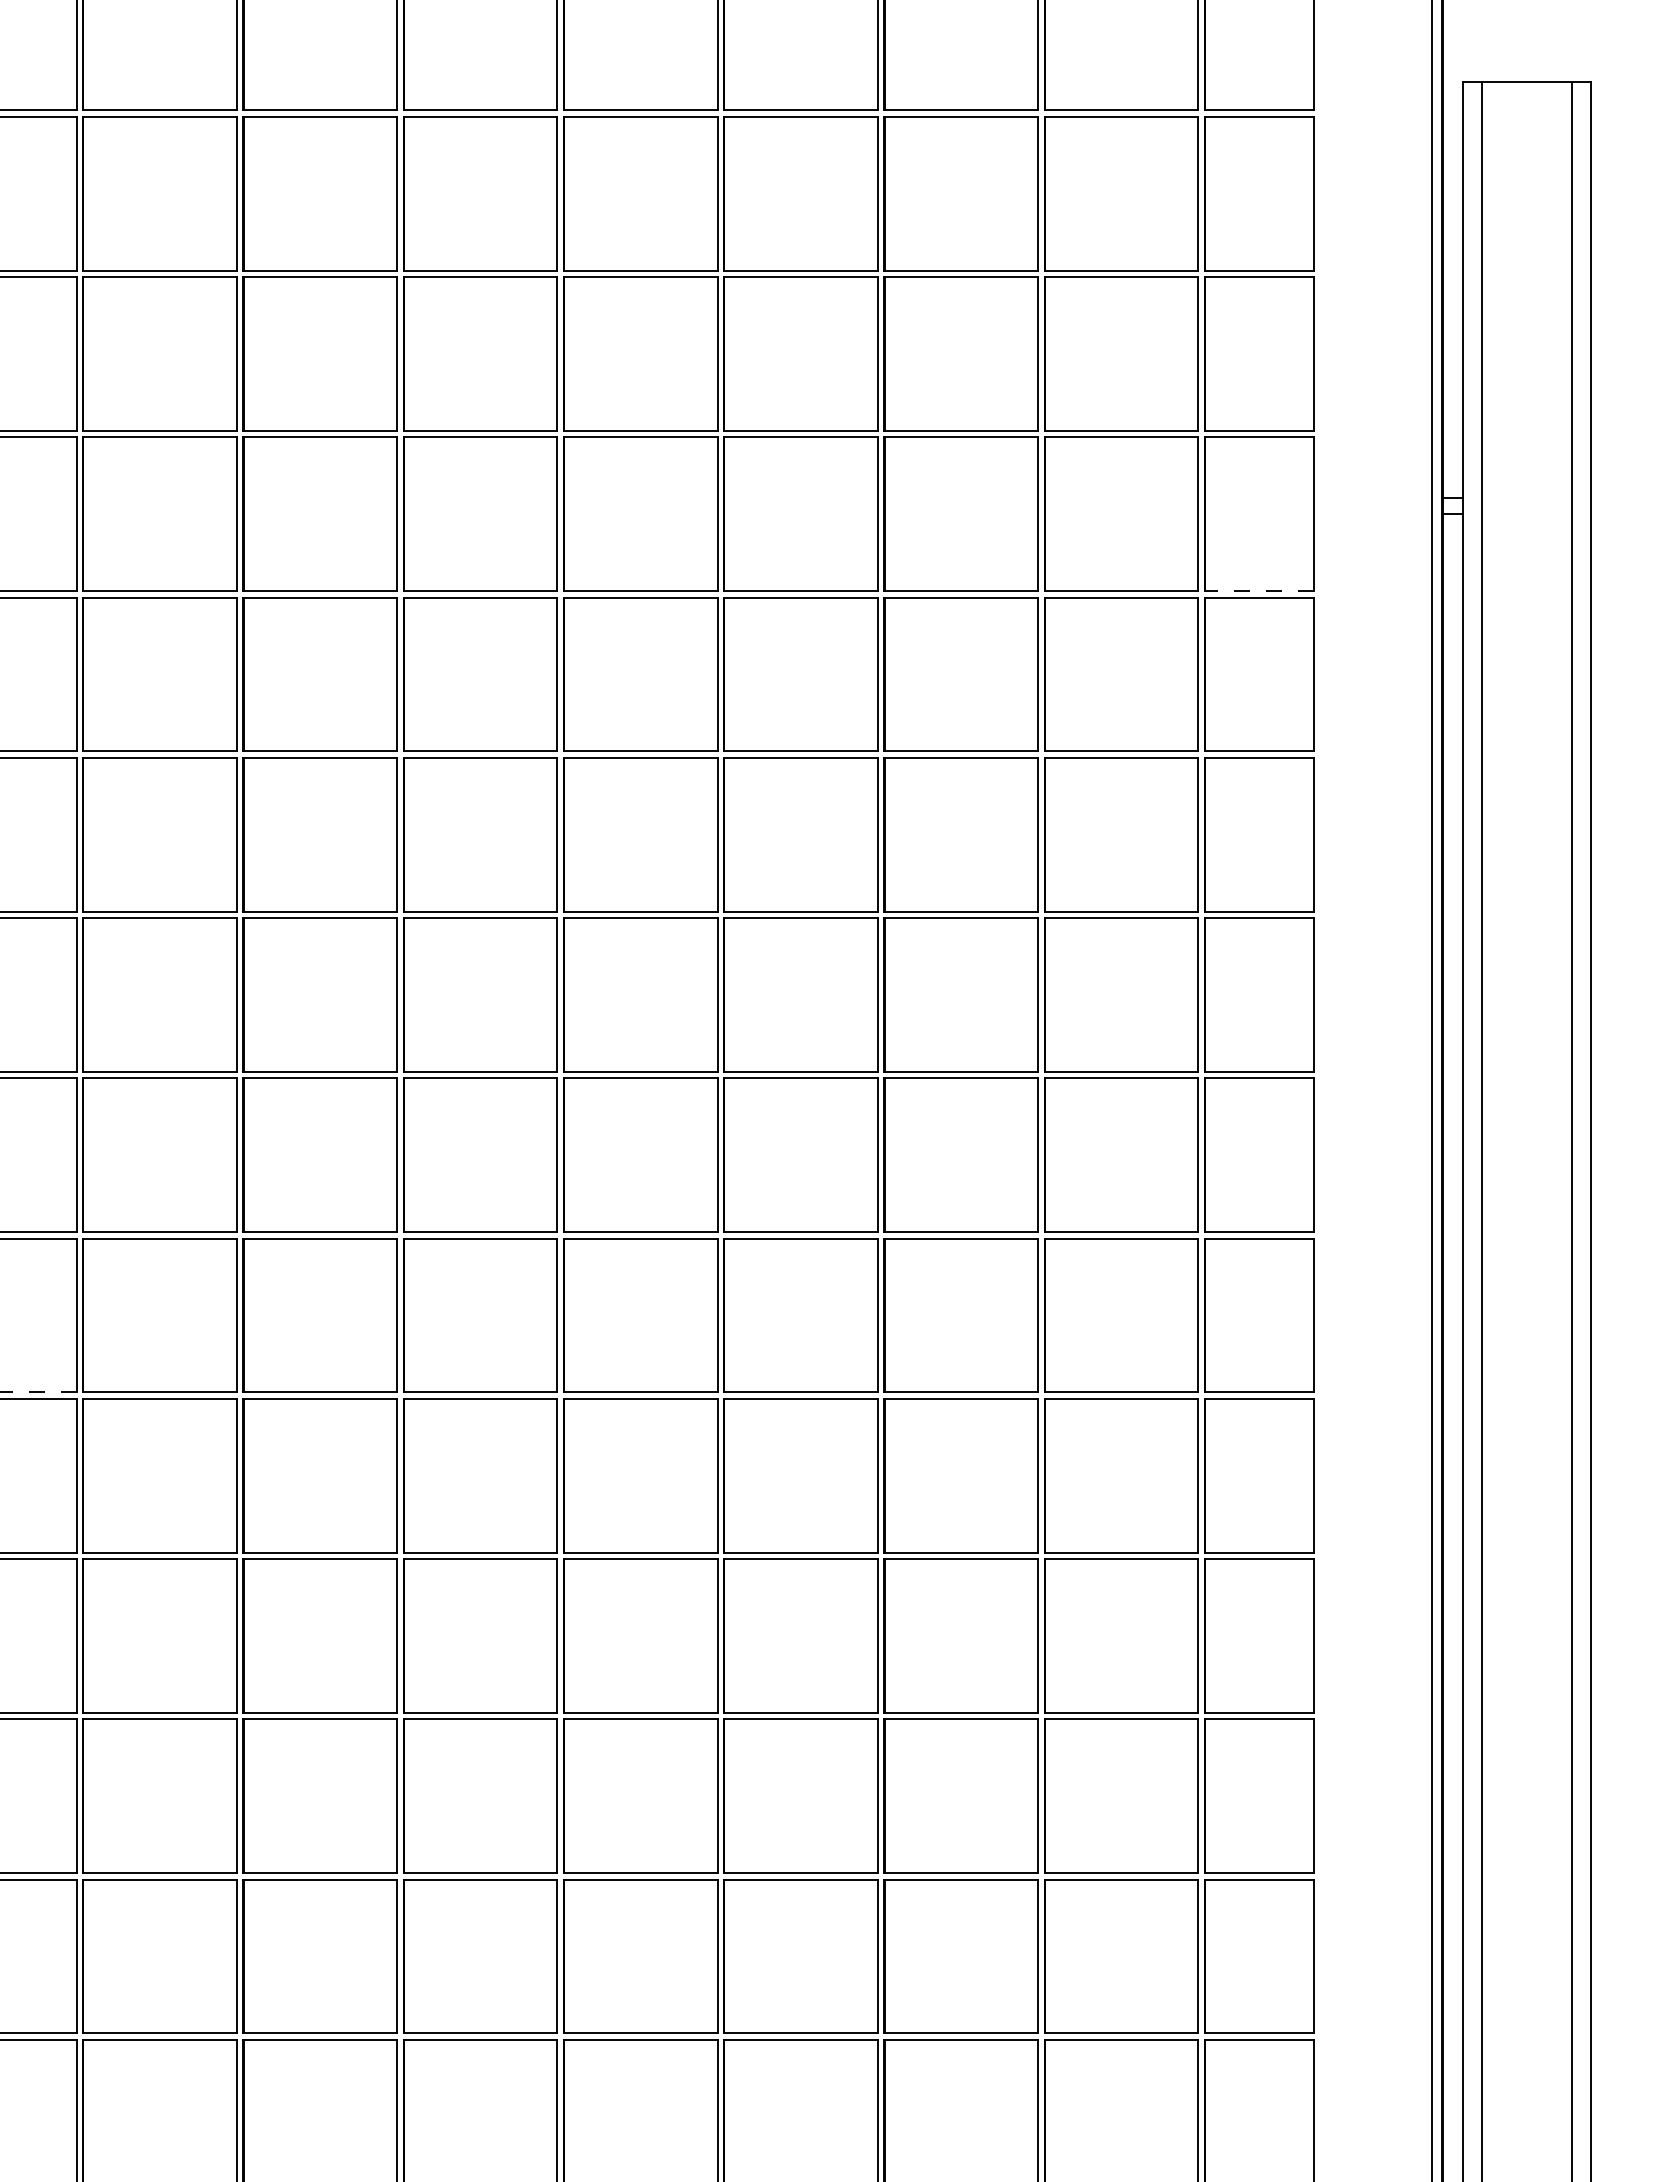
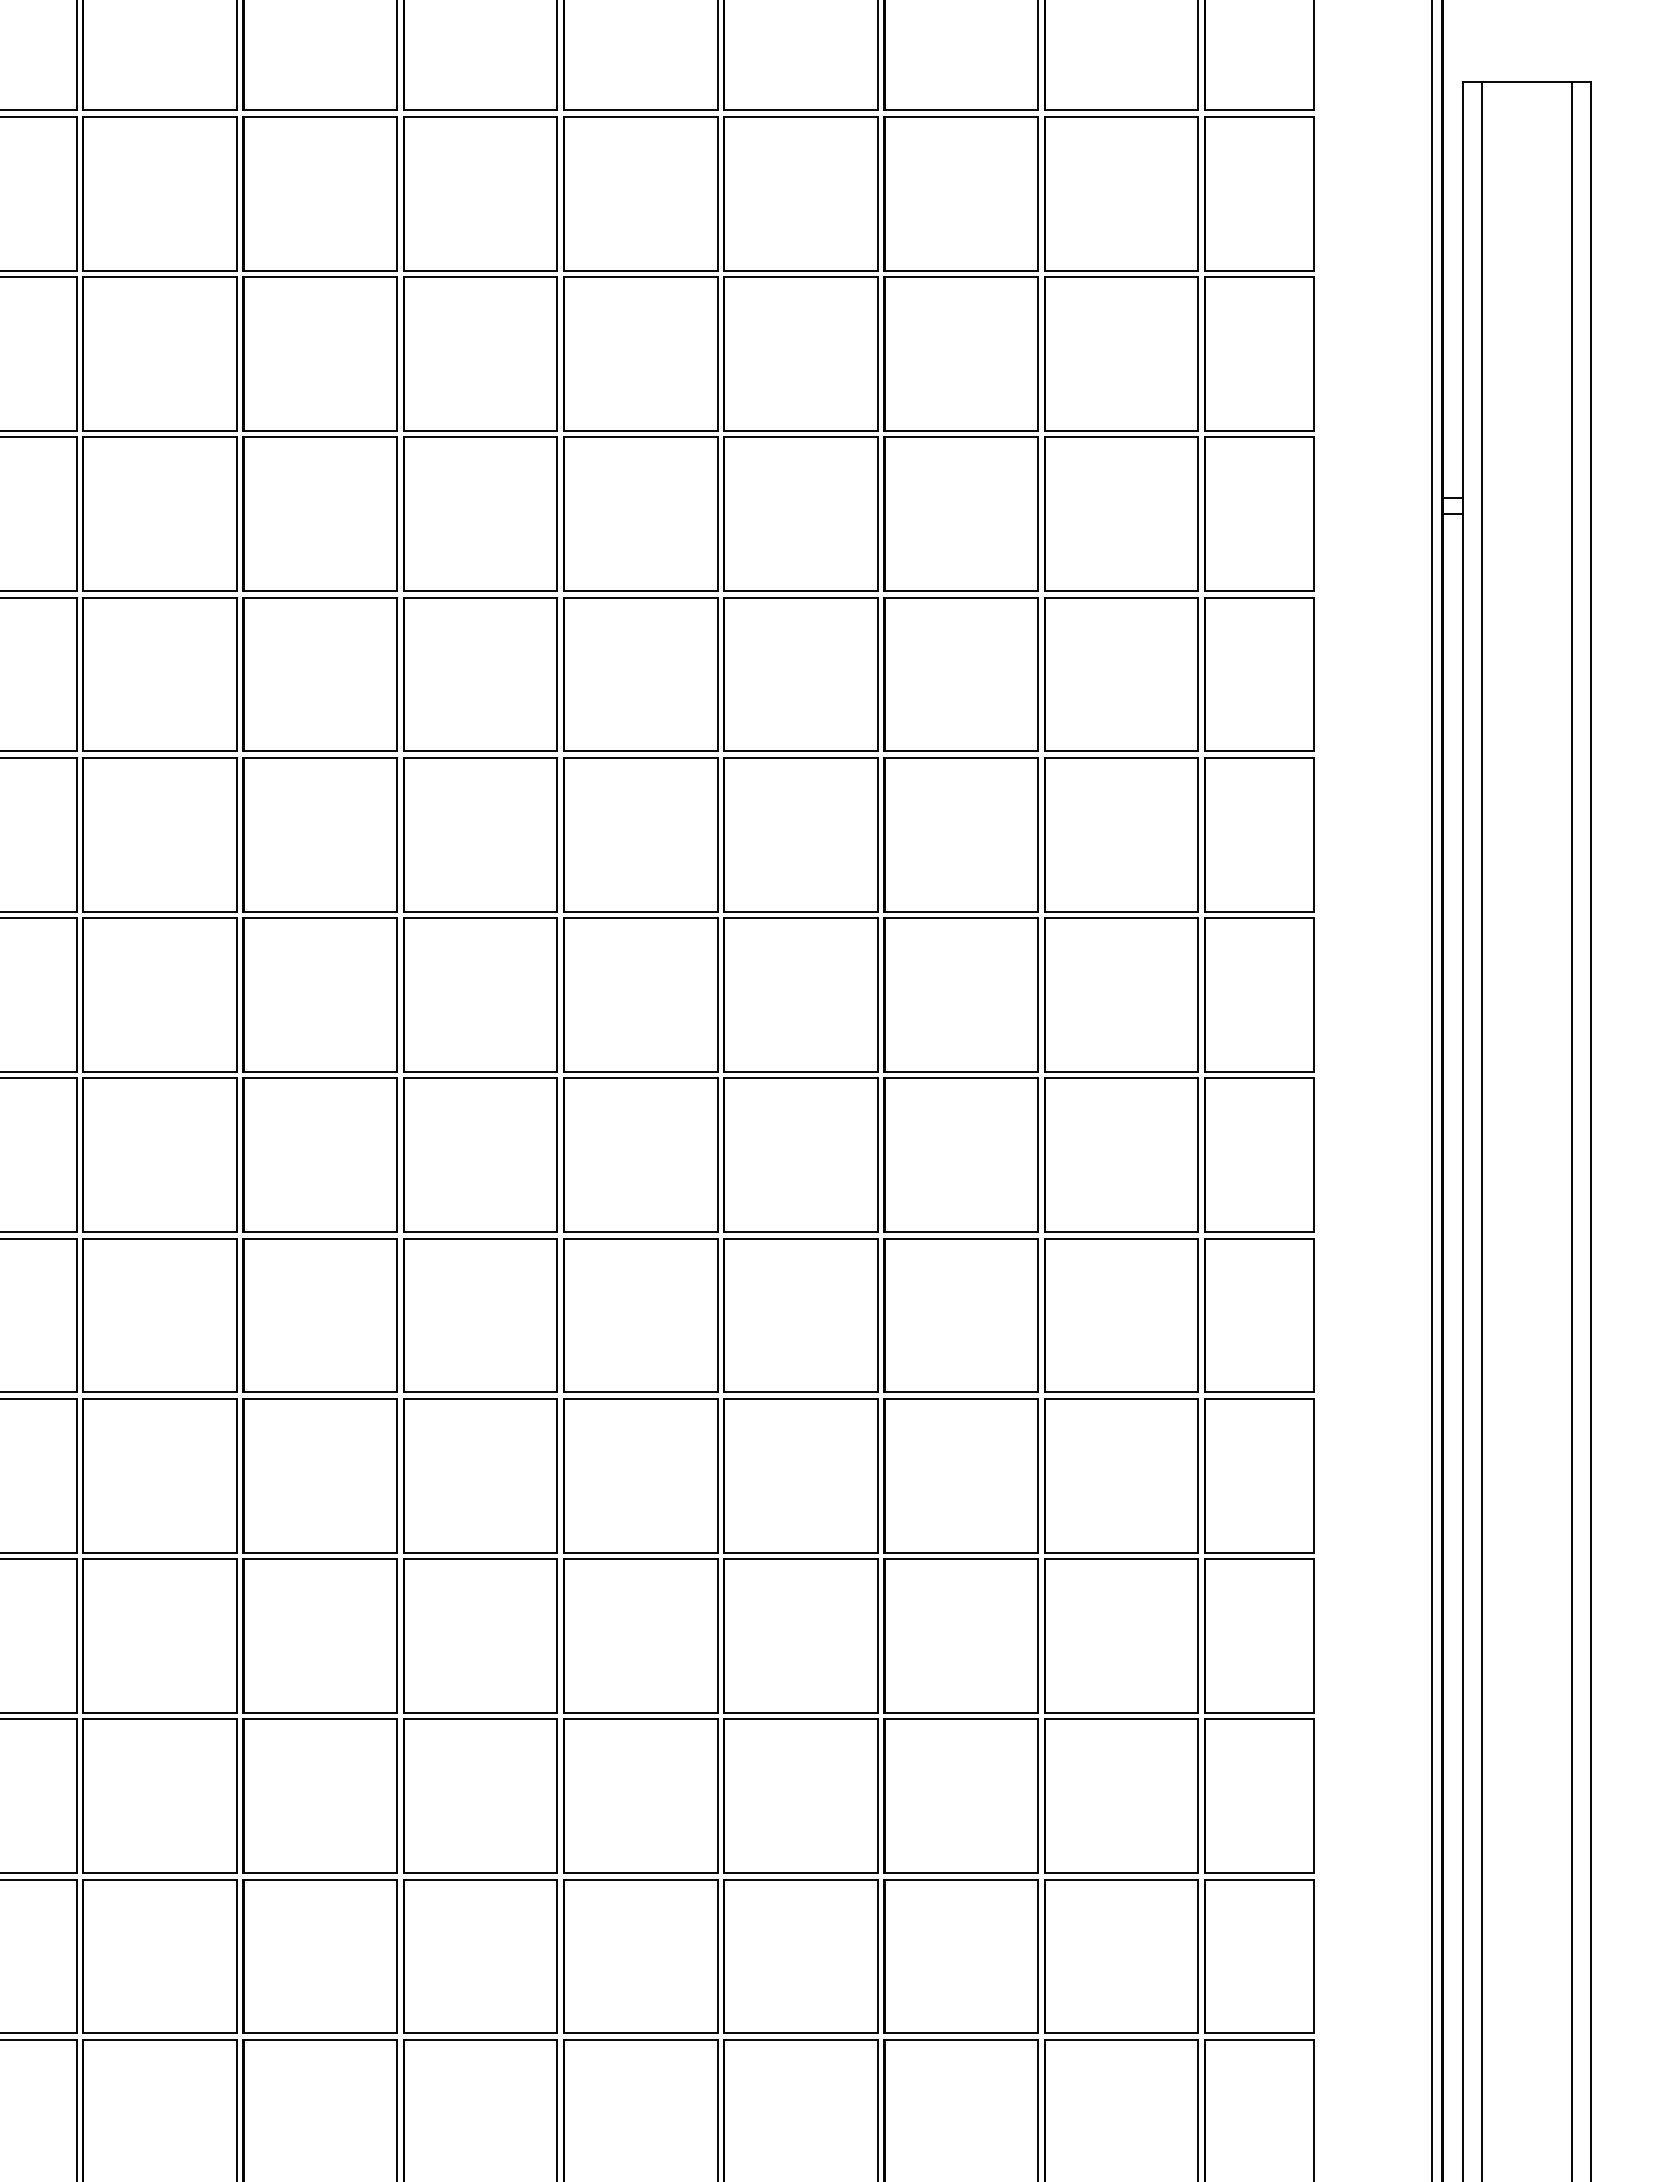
line: dashed -> solid (1258, 591)
line: dashed -> solid (38, 1392)
